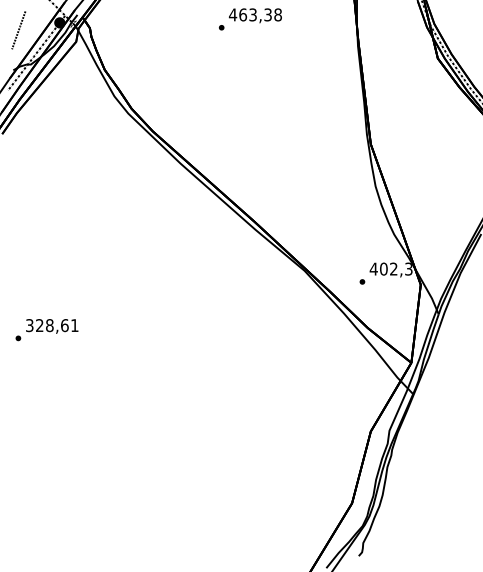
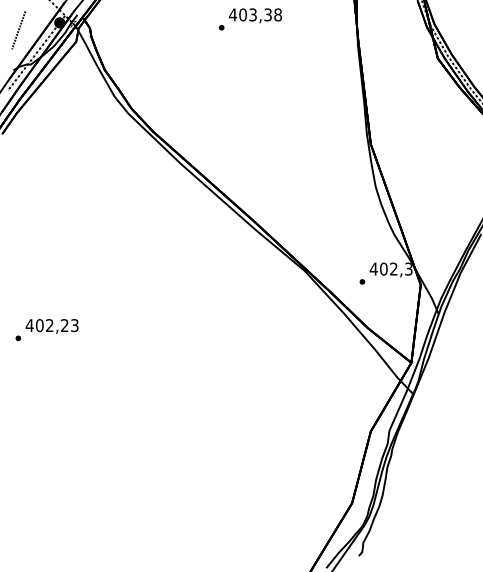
text: 463,38 -> 403,38 (243, 14)
text: 328,61 -> 402,23 (51, 325)
